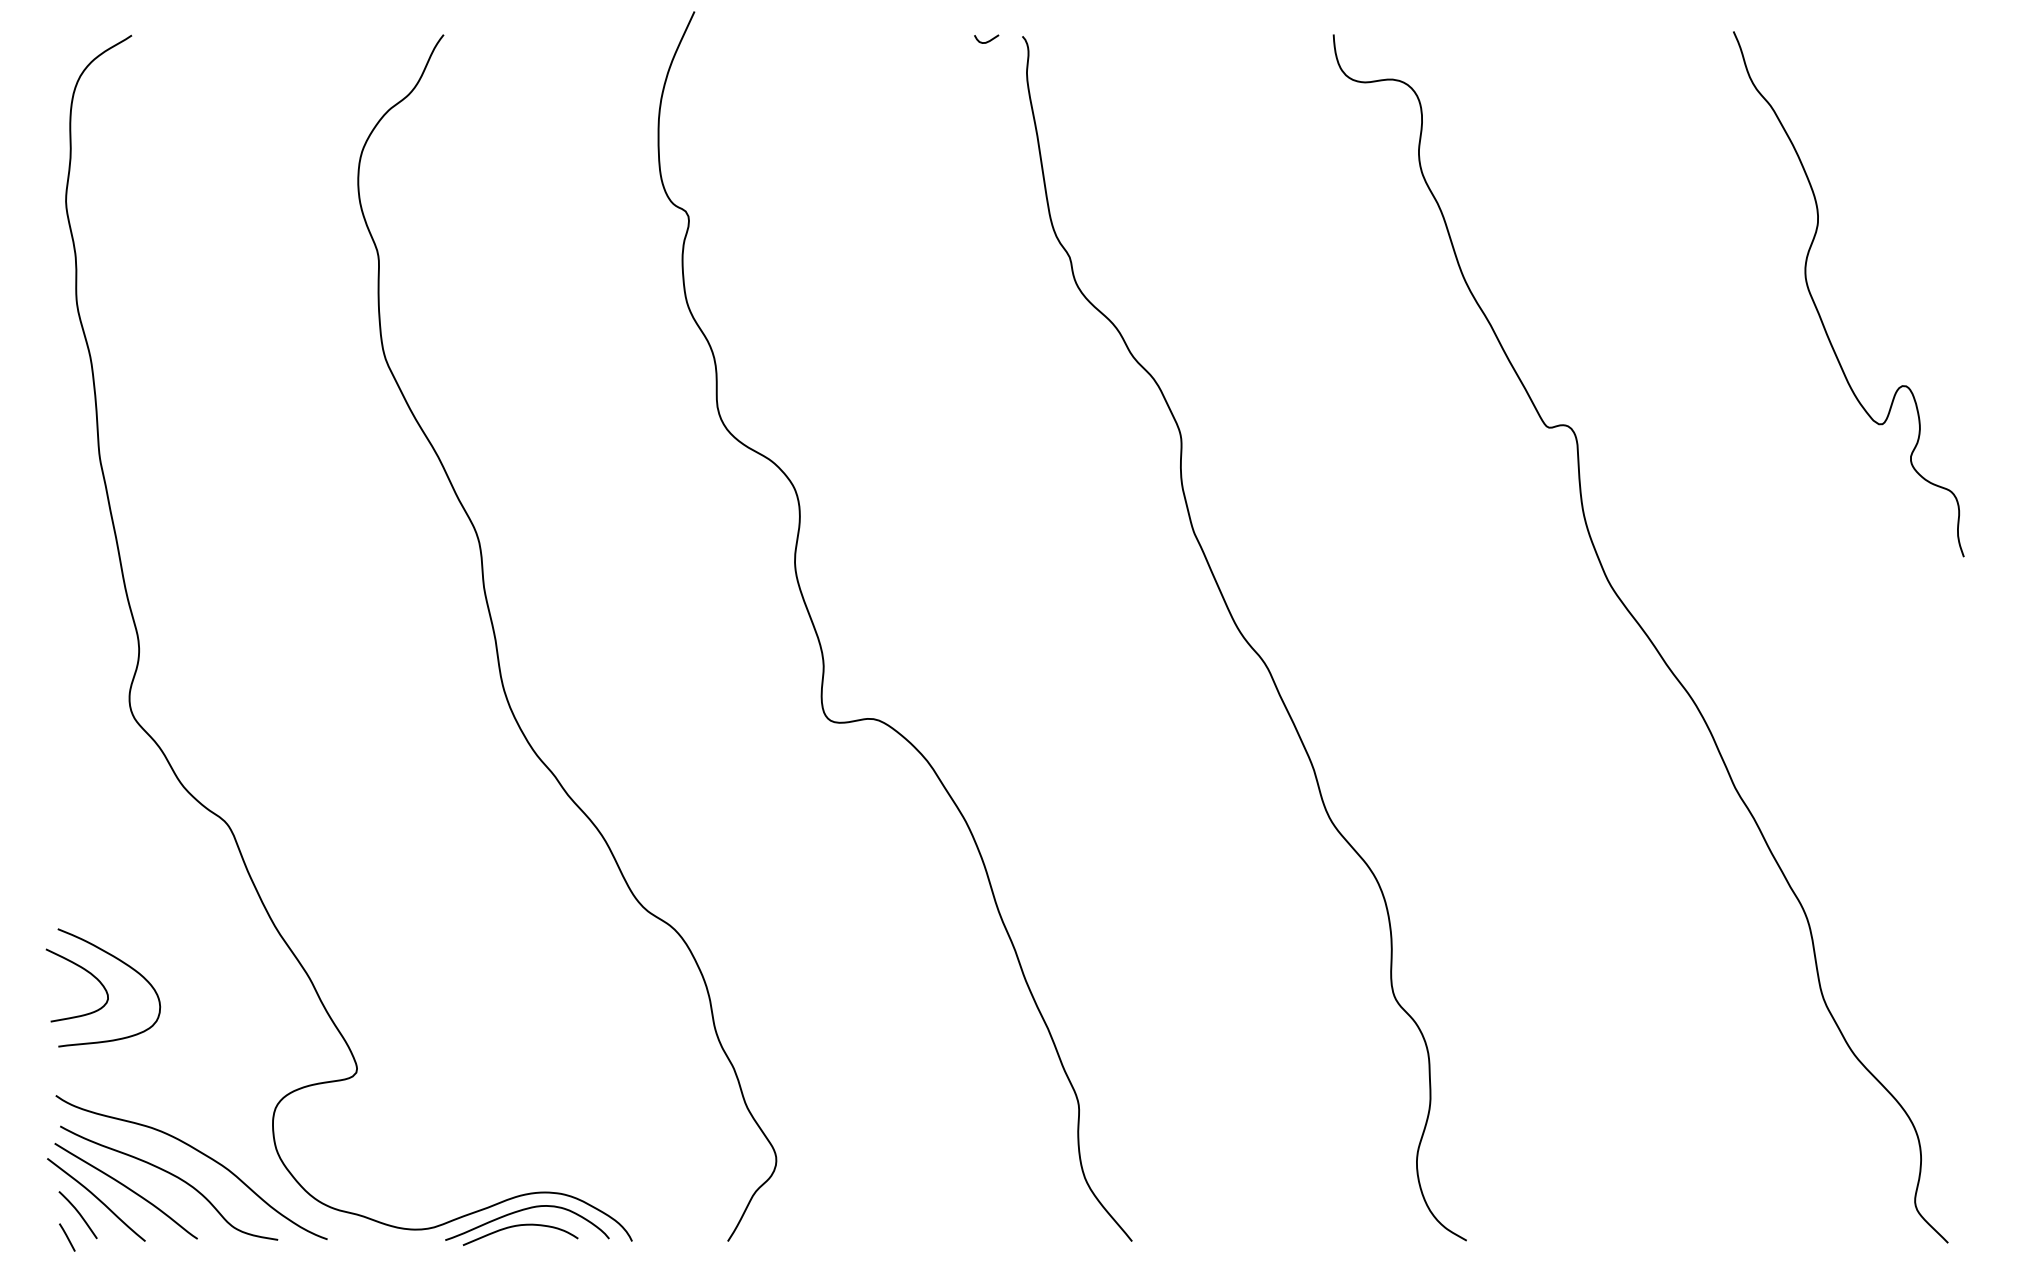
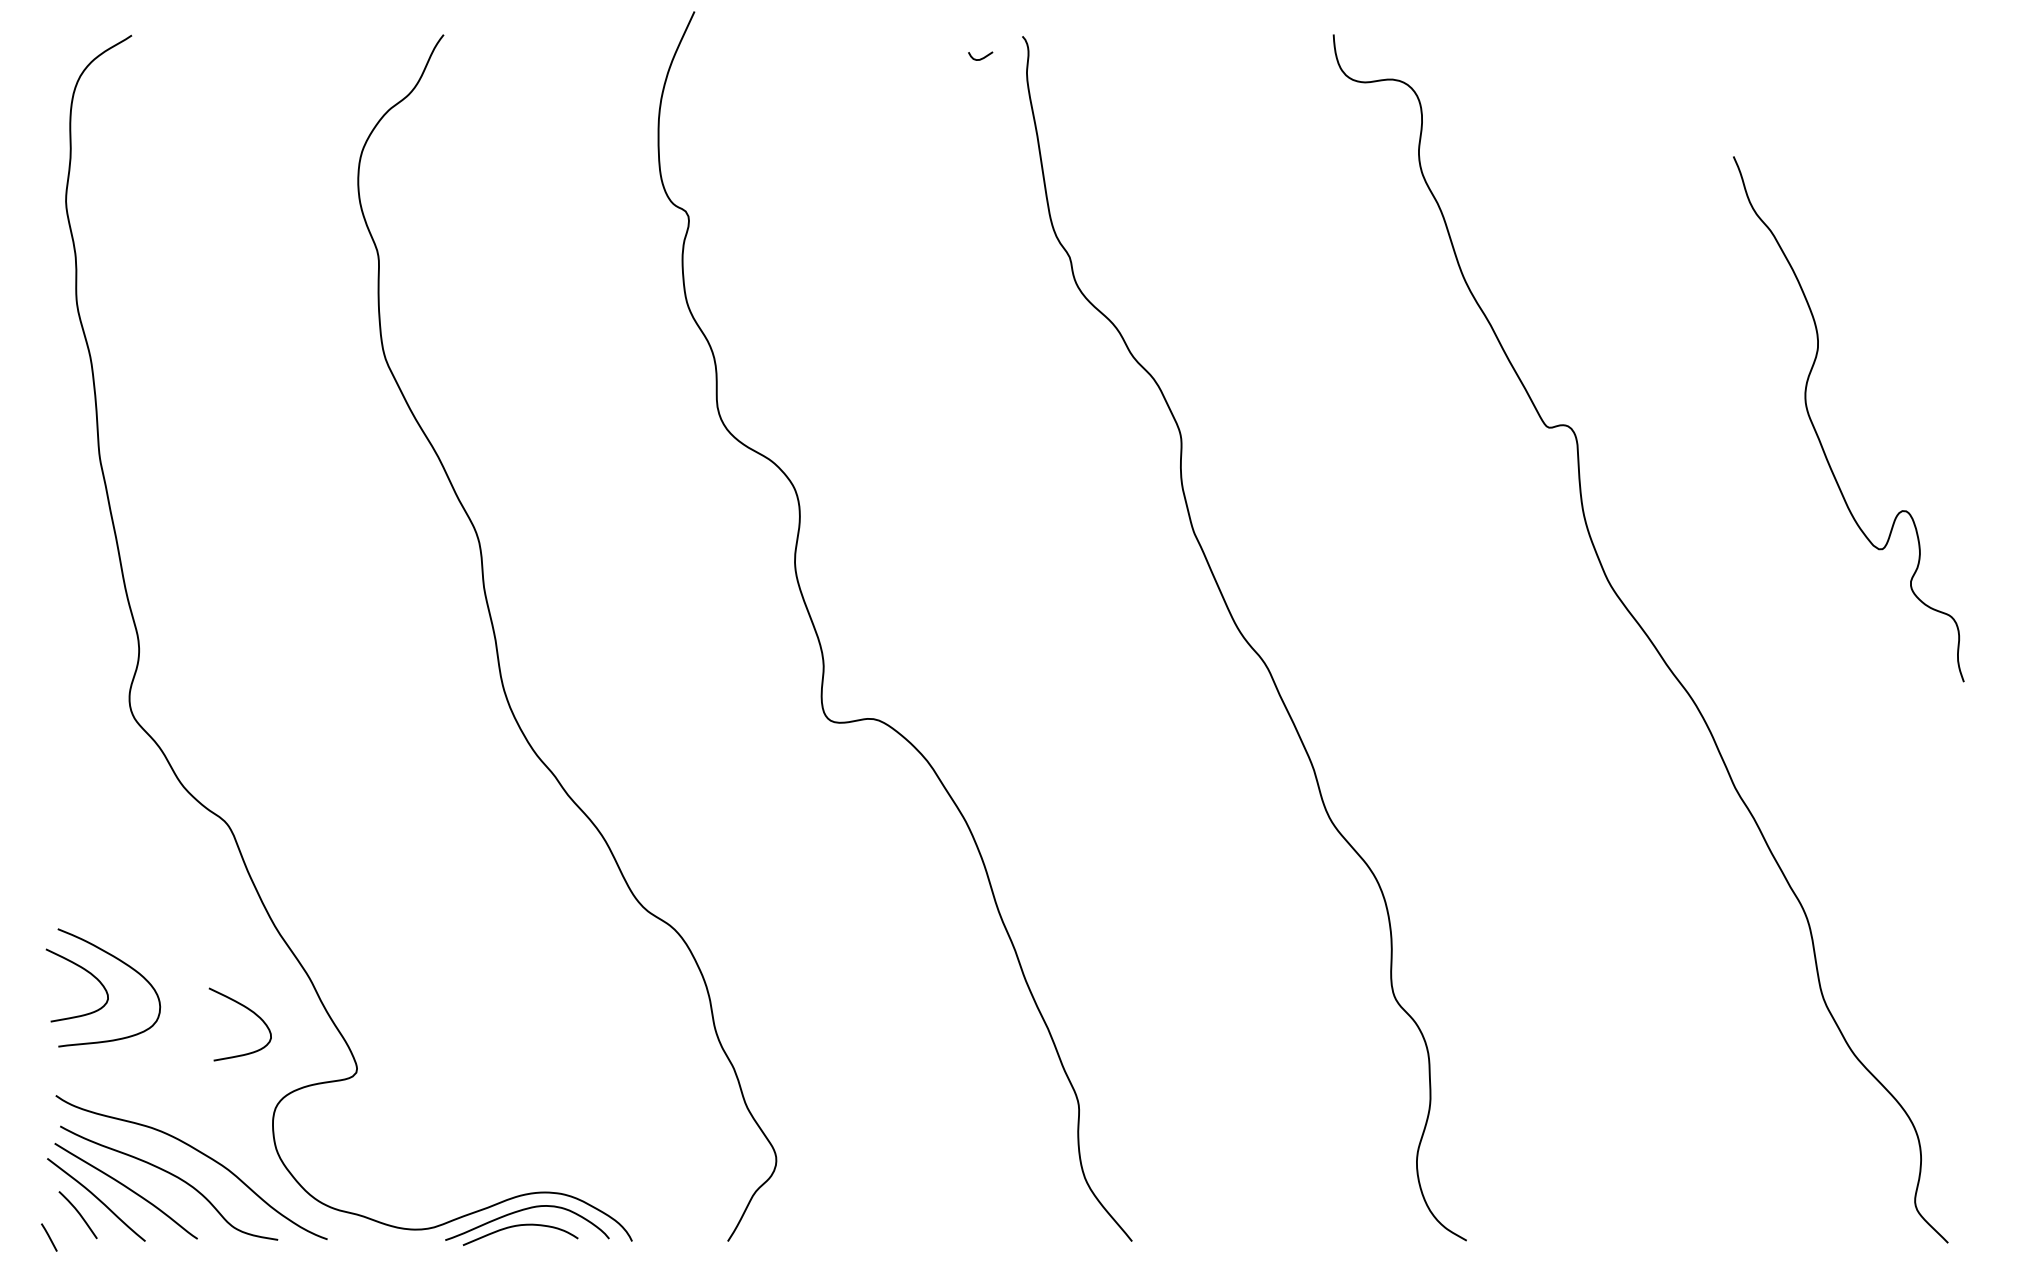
curve position: (988, 40) -> (982, 57) (982, 57)
curve position: (1817, 307) -> (1817, 432) (1817, 432)
curve: none -> present (251, 1012)
line position: (67, 1237) -> (49, 1237) (49, 1237)
